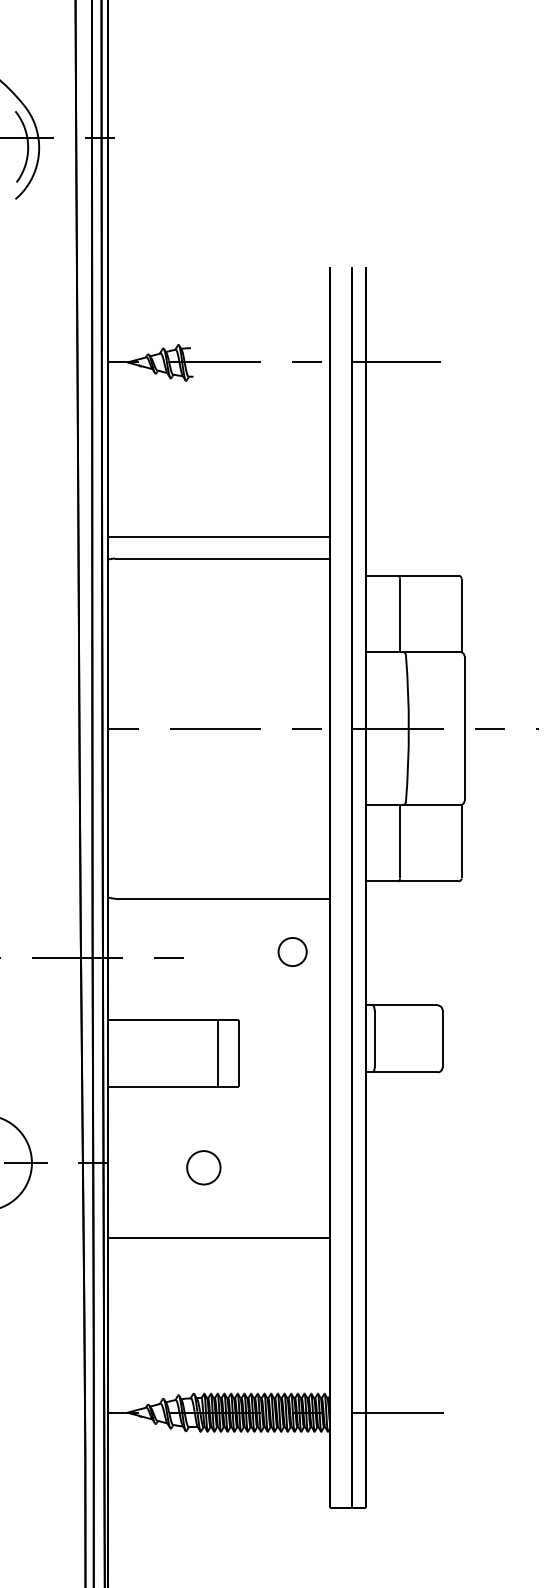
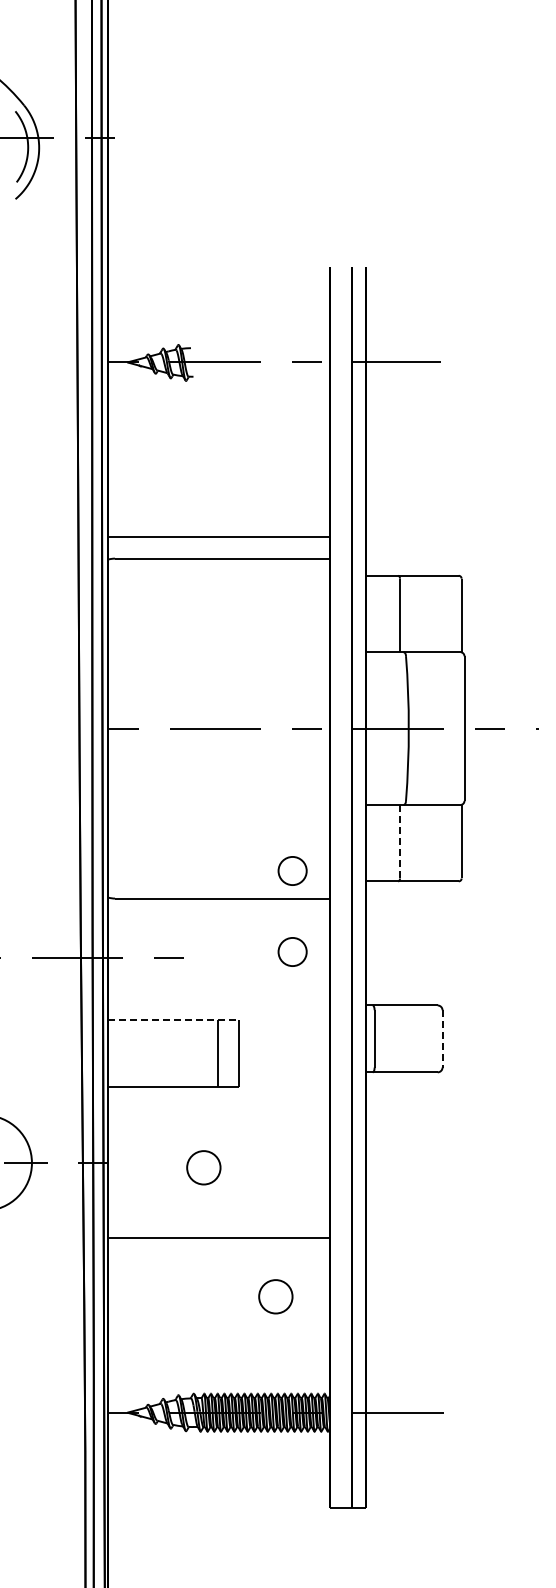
line: solid -> dashed (400, 841)
part: none -> present (292, 870)
line: solid -> dashed (174, 1019)
line: solid -> dashed (442, 1038)
part: none -> present (275, 1296)
